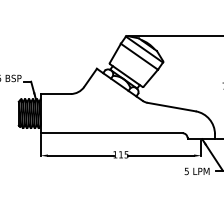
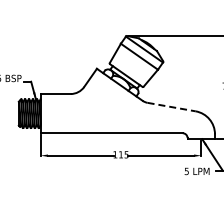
line: solid -> dashed (172, 107)
